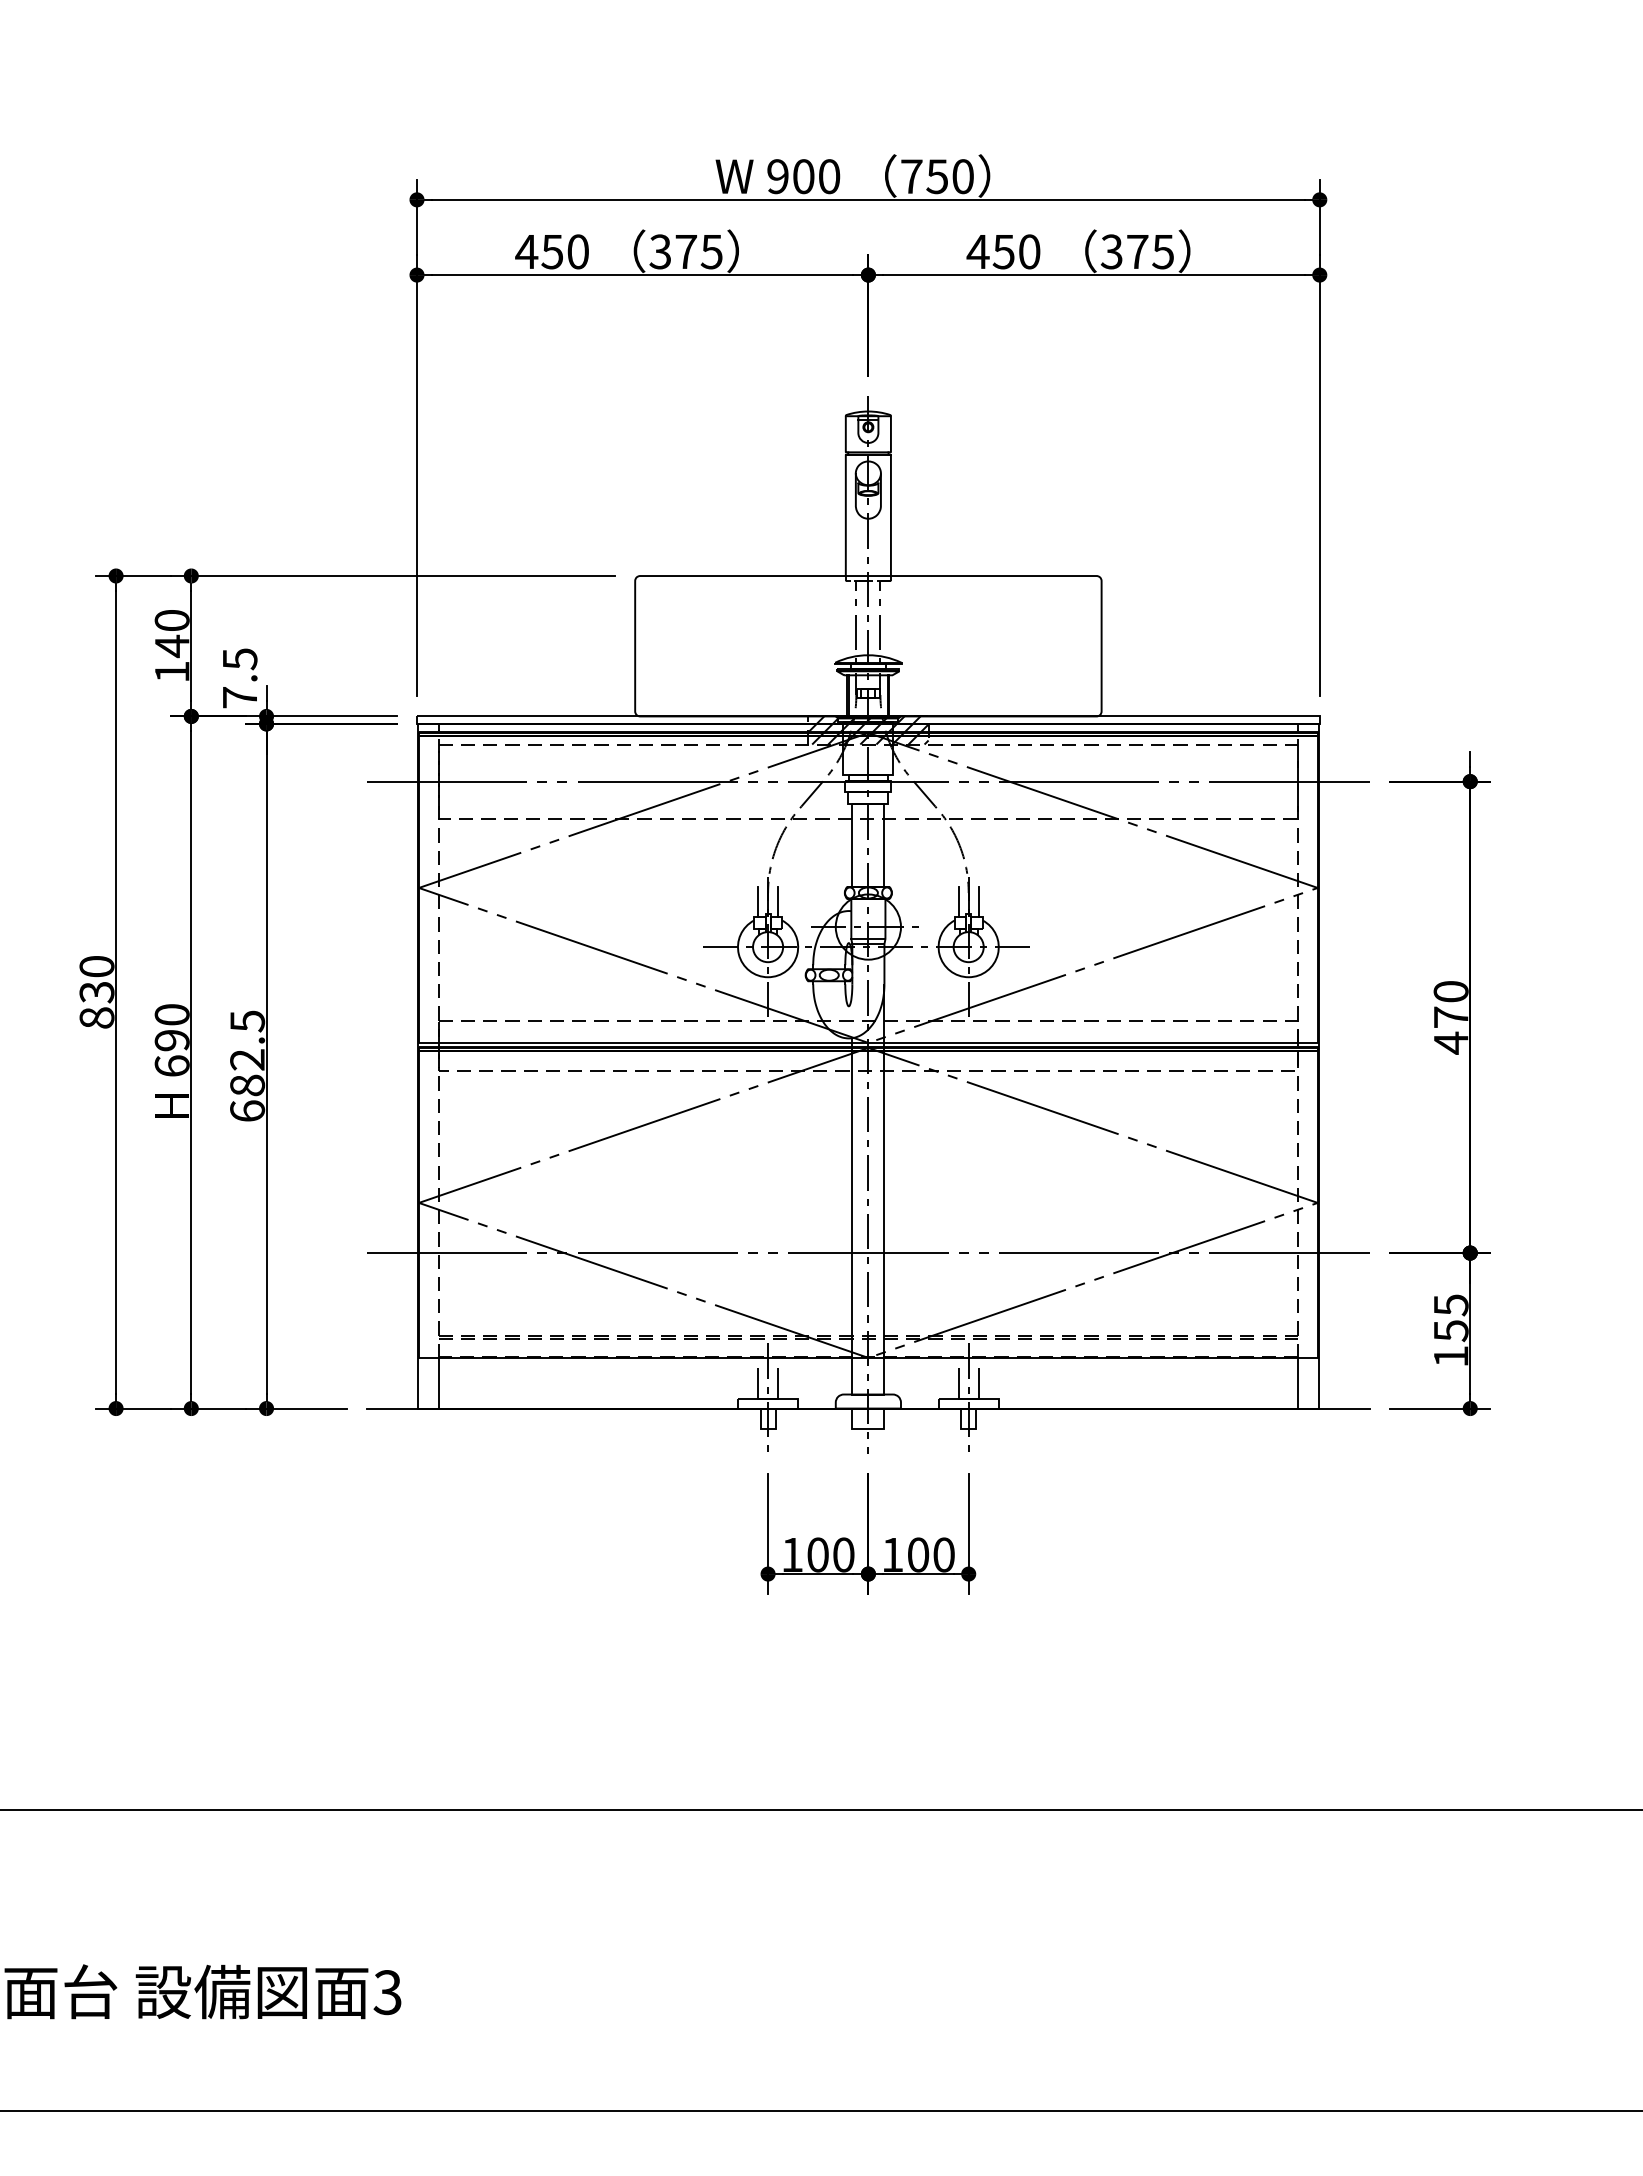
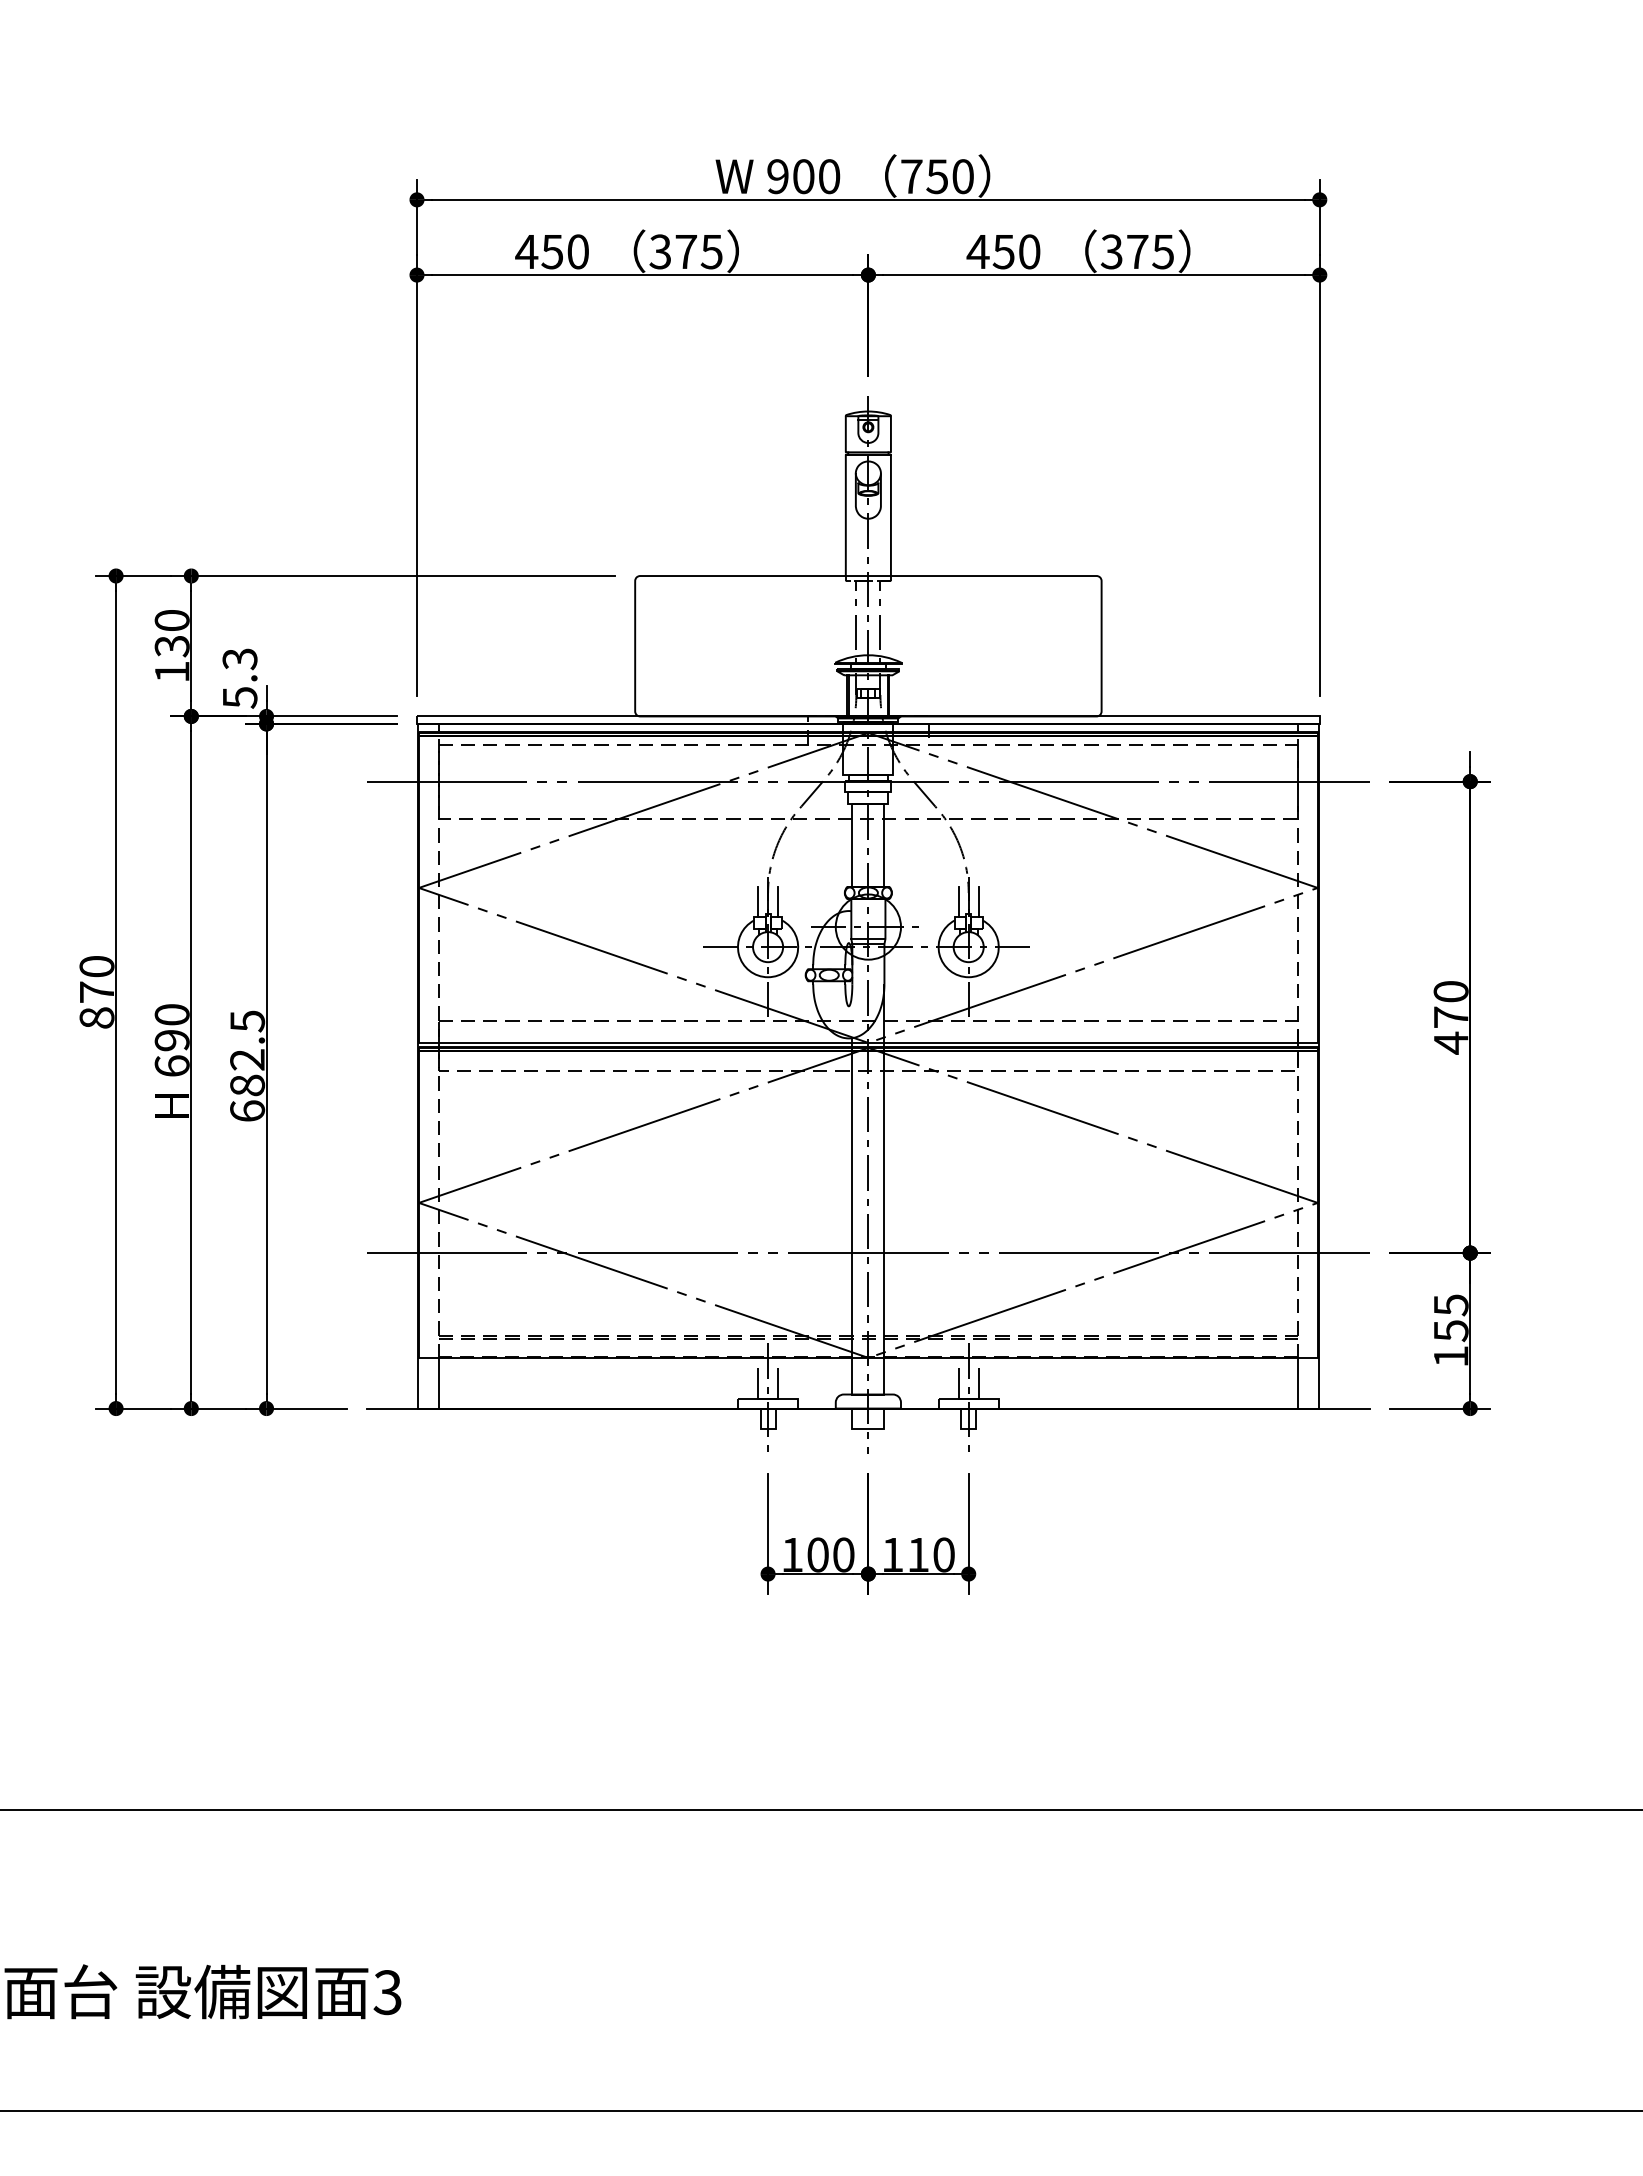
text: 140 -> 130 (171, 646)
text: 7.5 -> 5.3 (239, 678)
hatch: present -> none (868, 730)
text: 830 -> 870 (96, 992)
text: 100 -> 110 (918, 1554)
